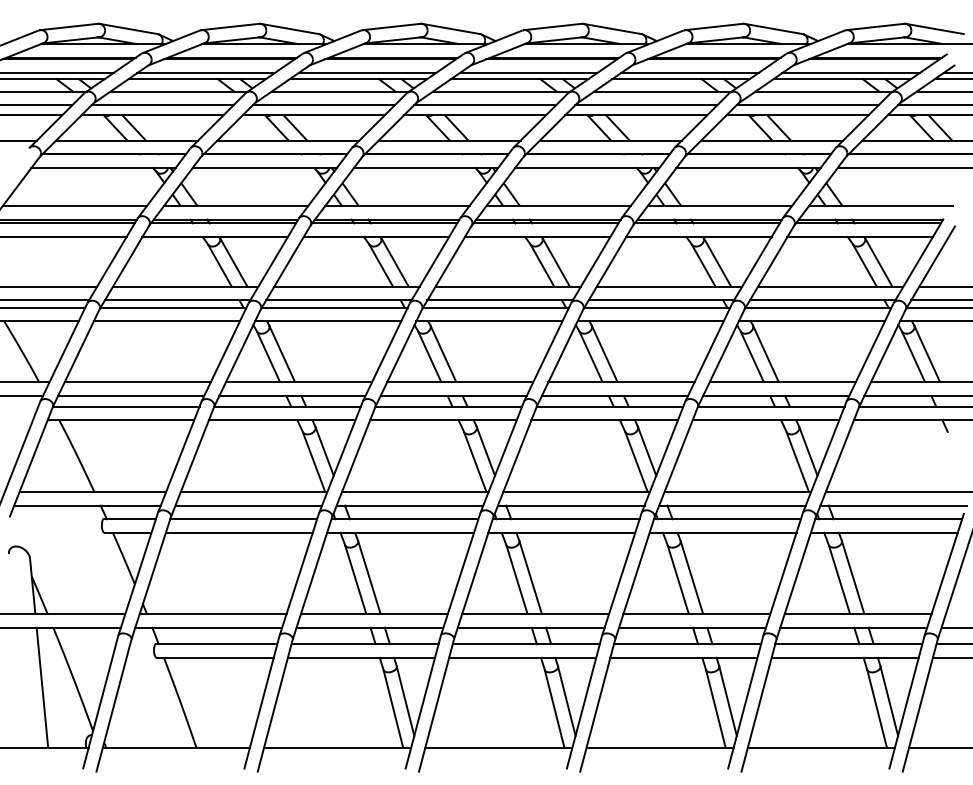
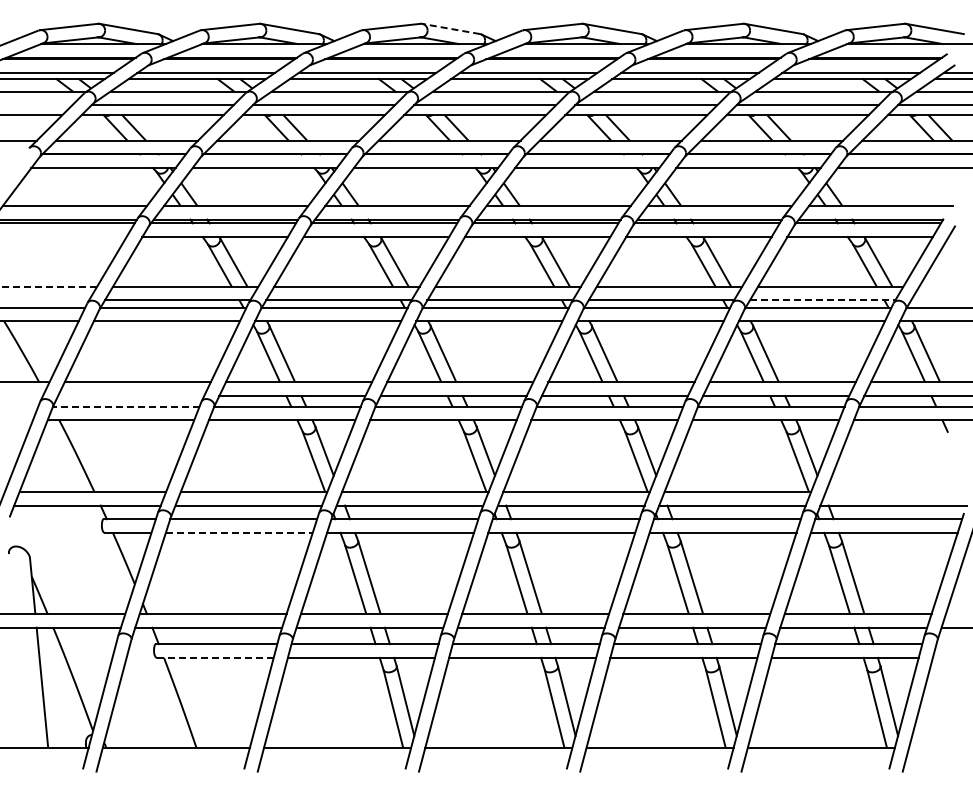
line: solid -> dashed (450, 28)
line: present -> none (37, 105)
line: present -> none (64, 237)
line: solid -> dashed (48, 286)
line: present -> none (944, 286)
line: present -> none (45, 300)
line: solid -> dashed (822, 300)
line: present -> none (940, 300)
line: present -> none (22, 396)
line: present -> none (131, 396)
line: solid -> dashed (125, 406)
line: present -> none (897, 491)
line: solid -> dashed (239, 532)
line: present -> none (952, 644)
line: solid -> dashed (215, 657)
line: present -> none (950, 657)
line: present -> none (939, 747)
